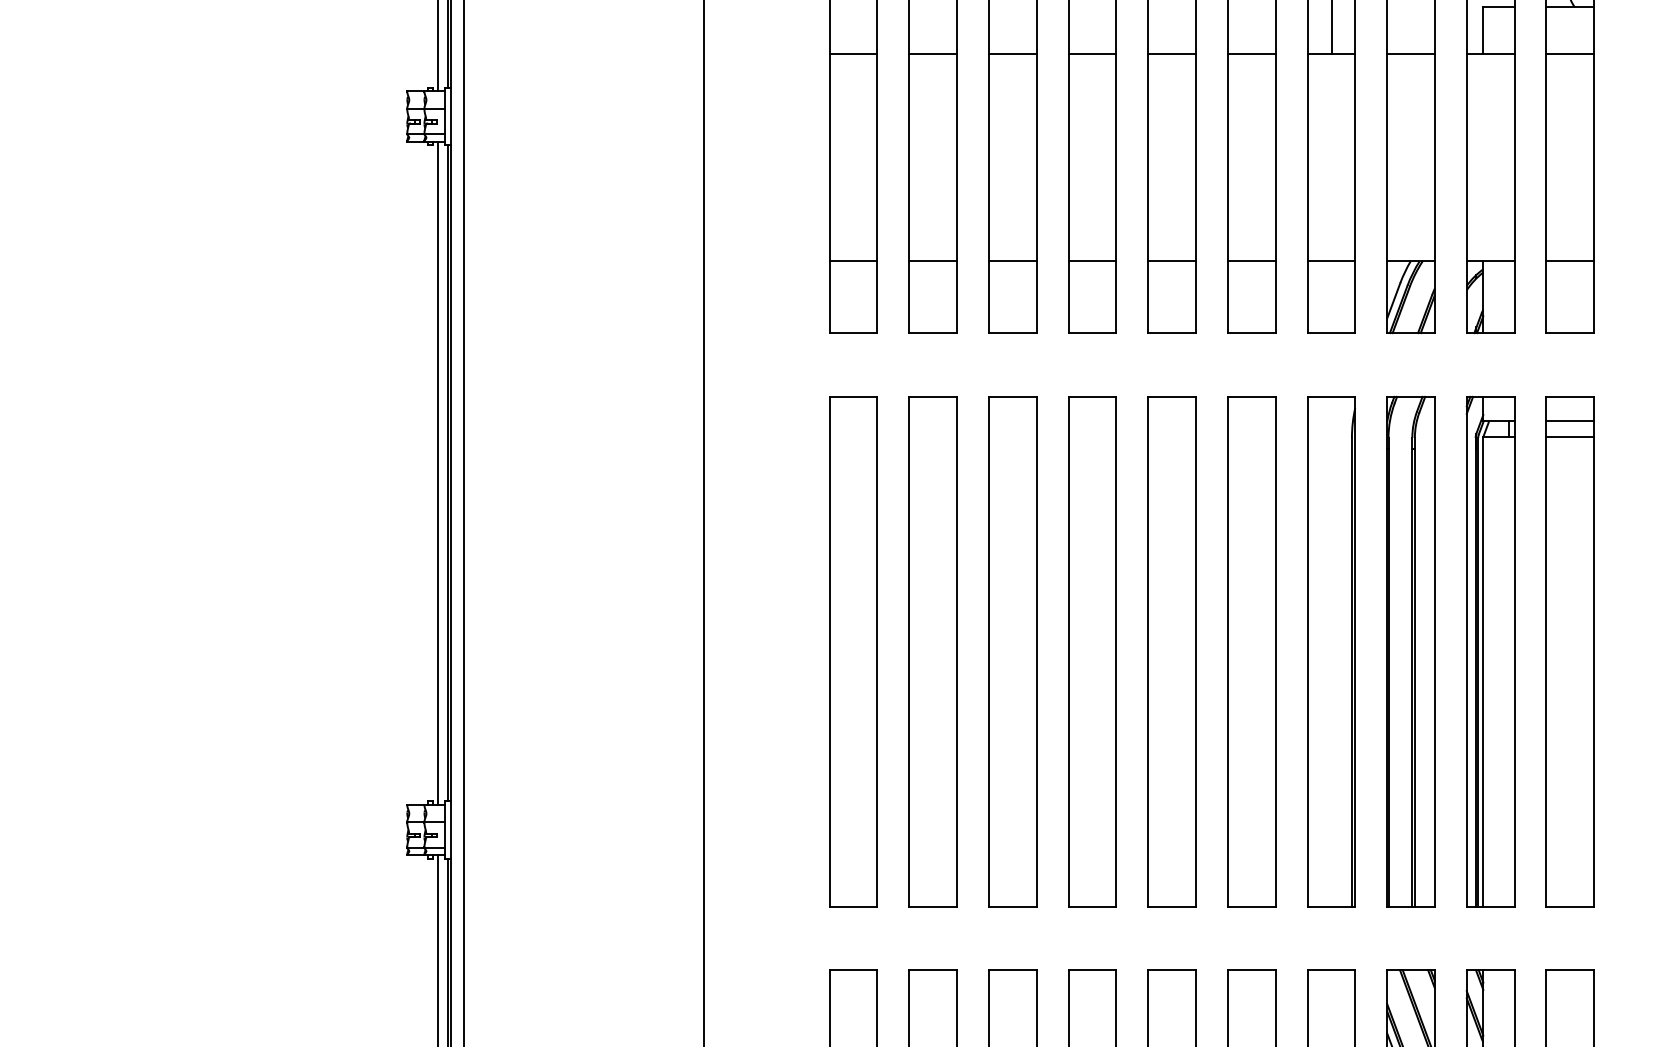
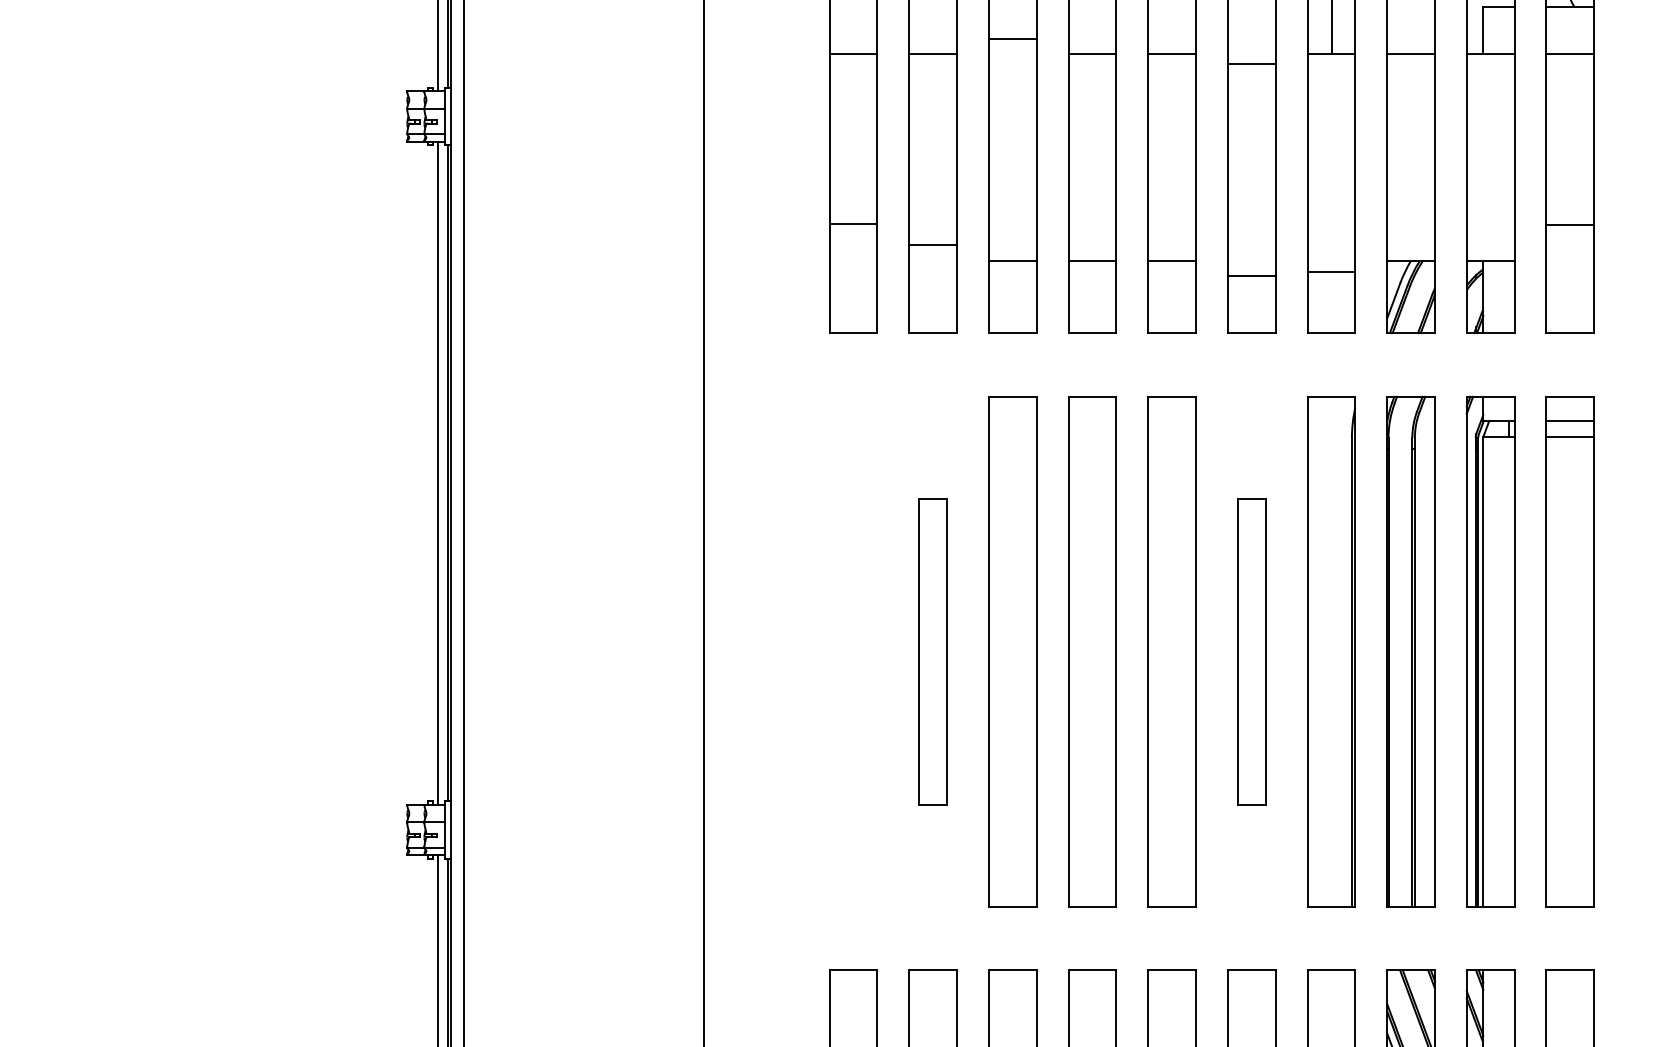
line position: (1012, 54) -> (1012, 39) (1012, 39)
line position: (1251, 54) -> (1251, 64) (1251, 64)
line position: (853, 261) -> (853, 224) (853, 224)
line position: (933, 261) -> (933, 245) (933, 245)
line position: (1251, 261) -> (1251, 276) (1251, 276)
line position: (1331, 261) -> (1331, 272) (1331, 272)
line position: (1570, 261) -> (1570, 225) (1570, 225)
part: present -> none (853, 651)
part size: 50x512 px -> 30x308 px (932, 651)
part size: 50x512 px -> 30x308 px (1251, 651)
